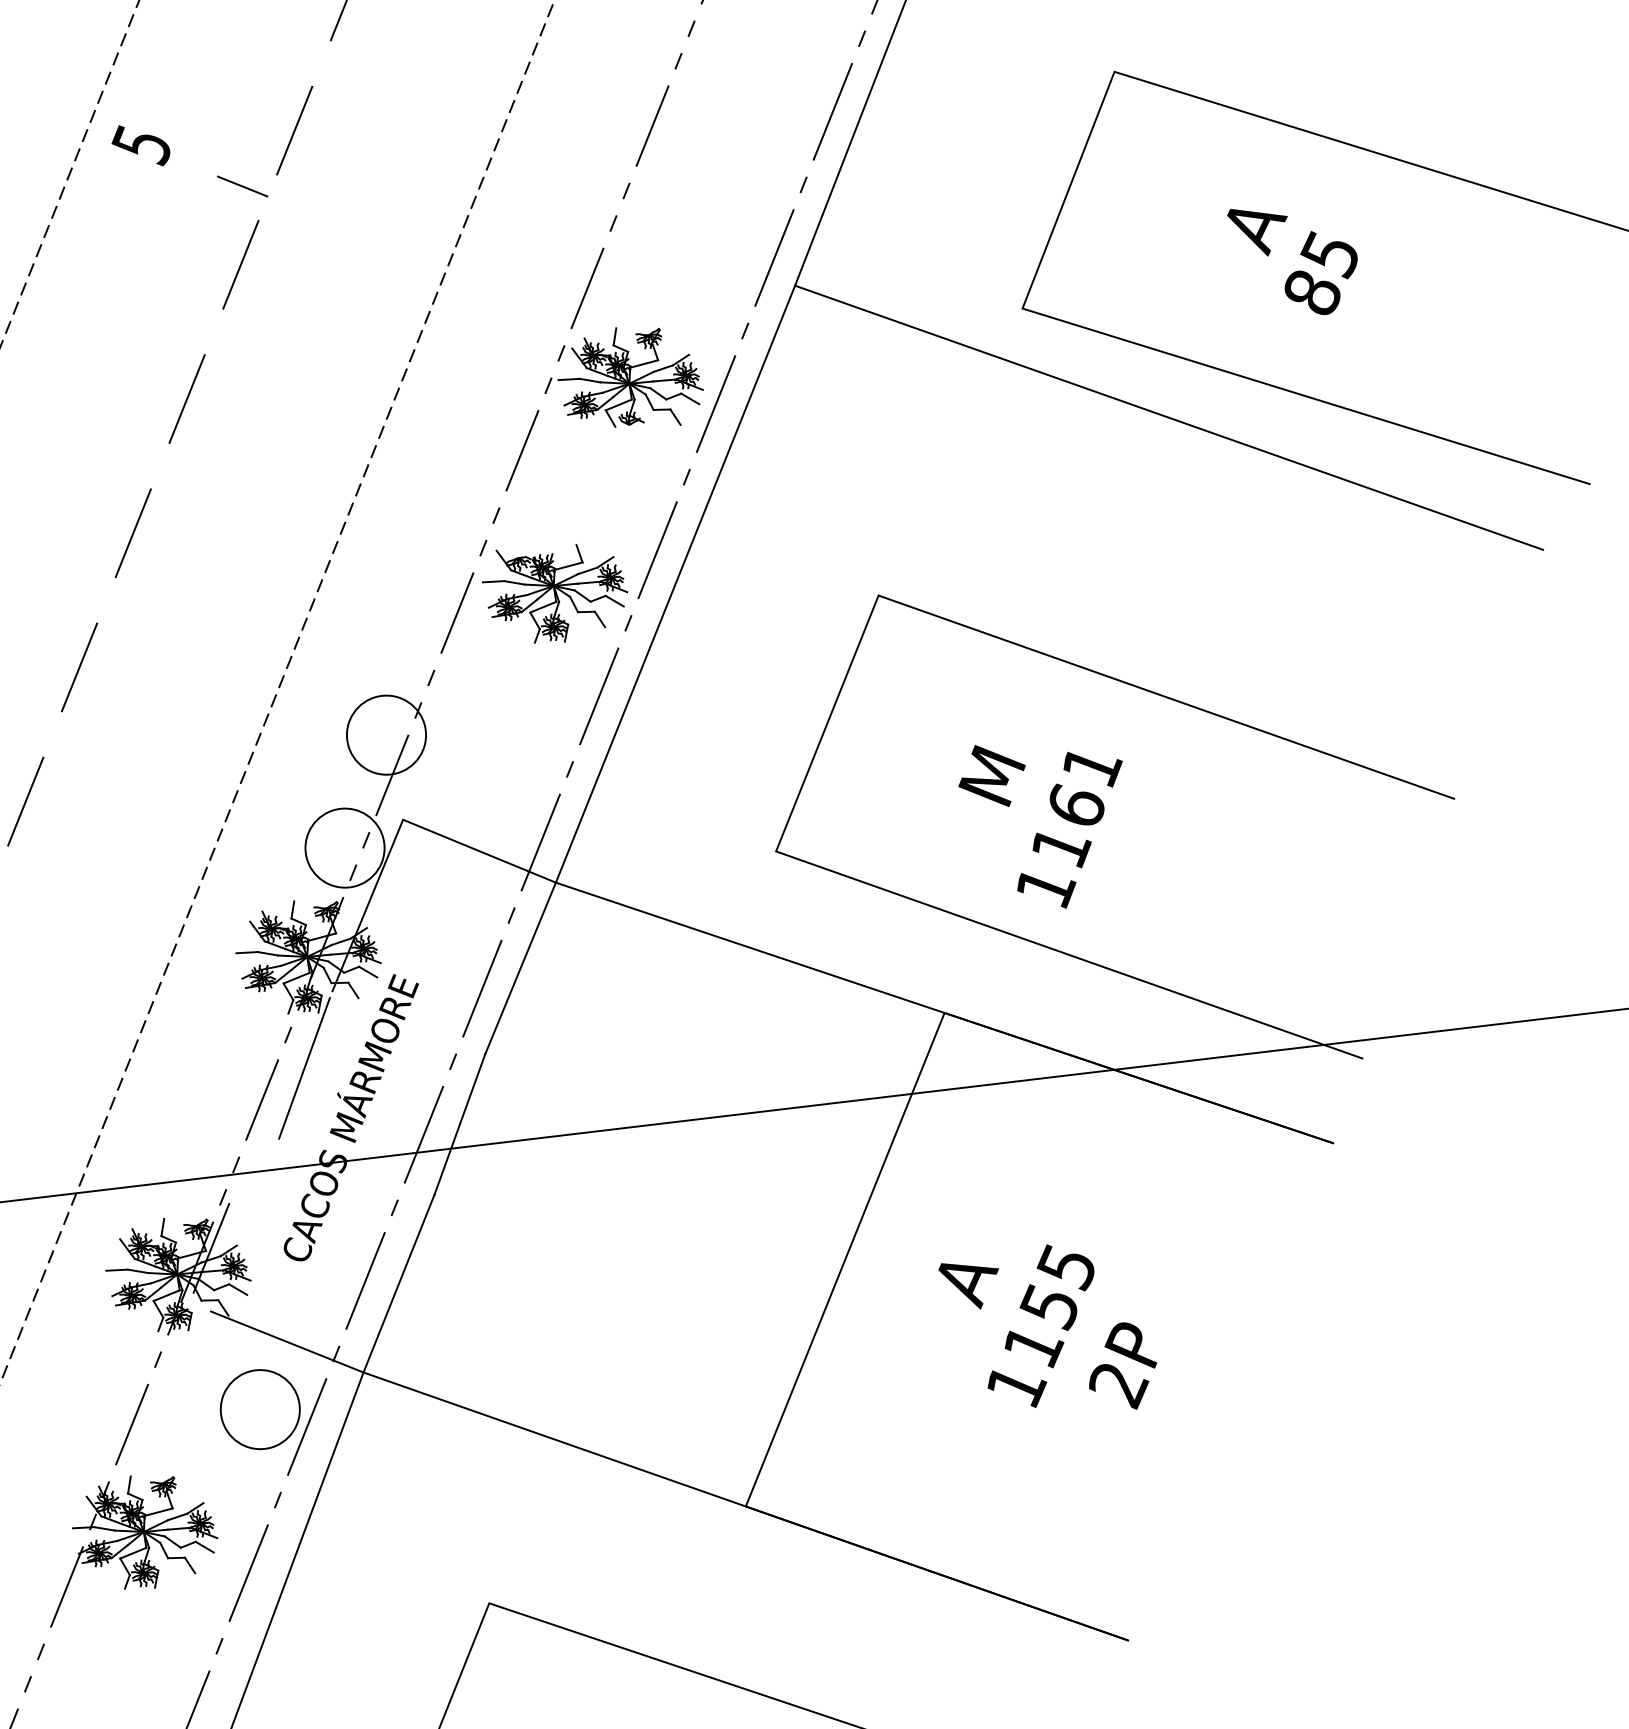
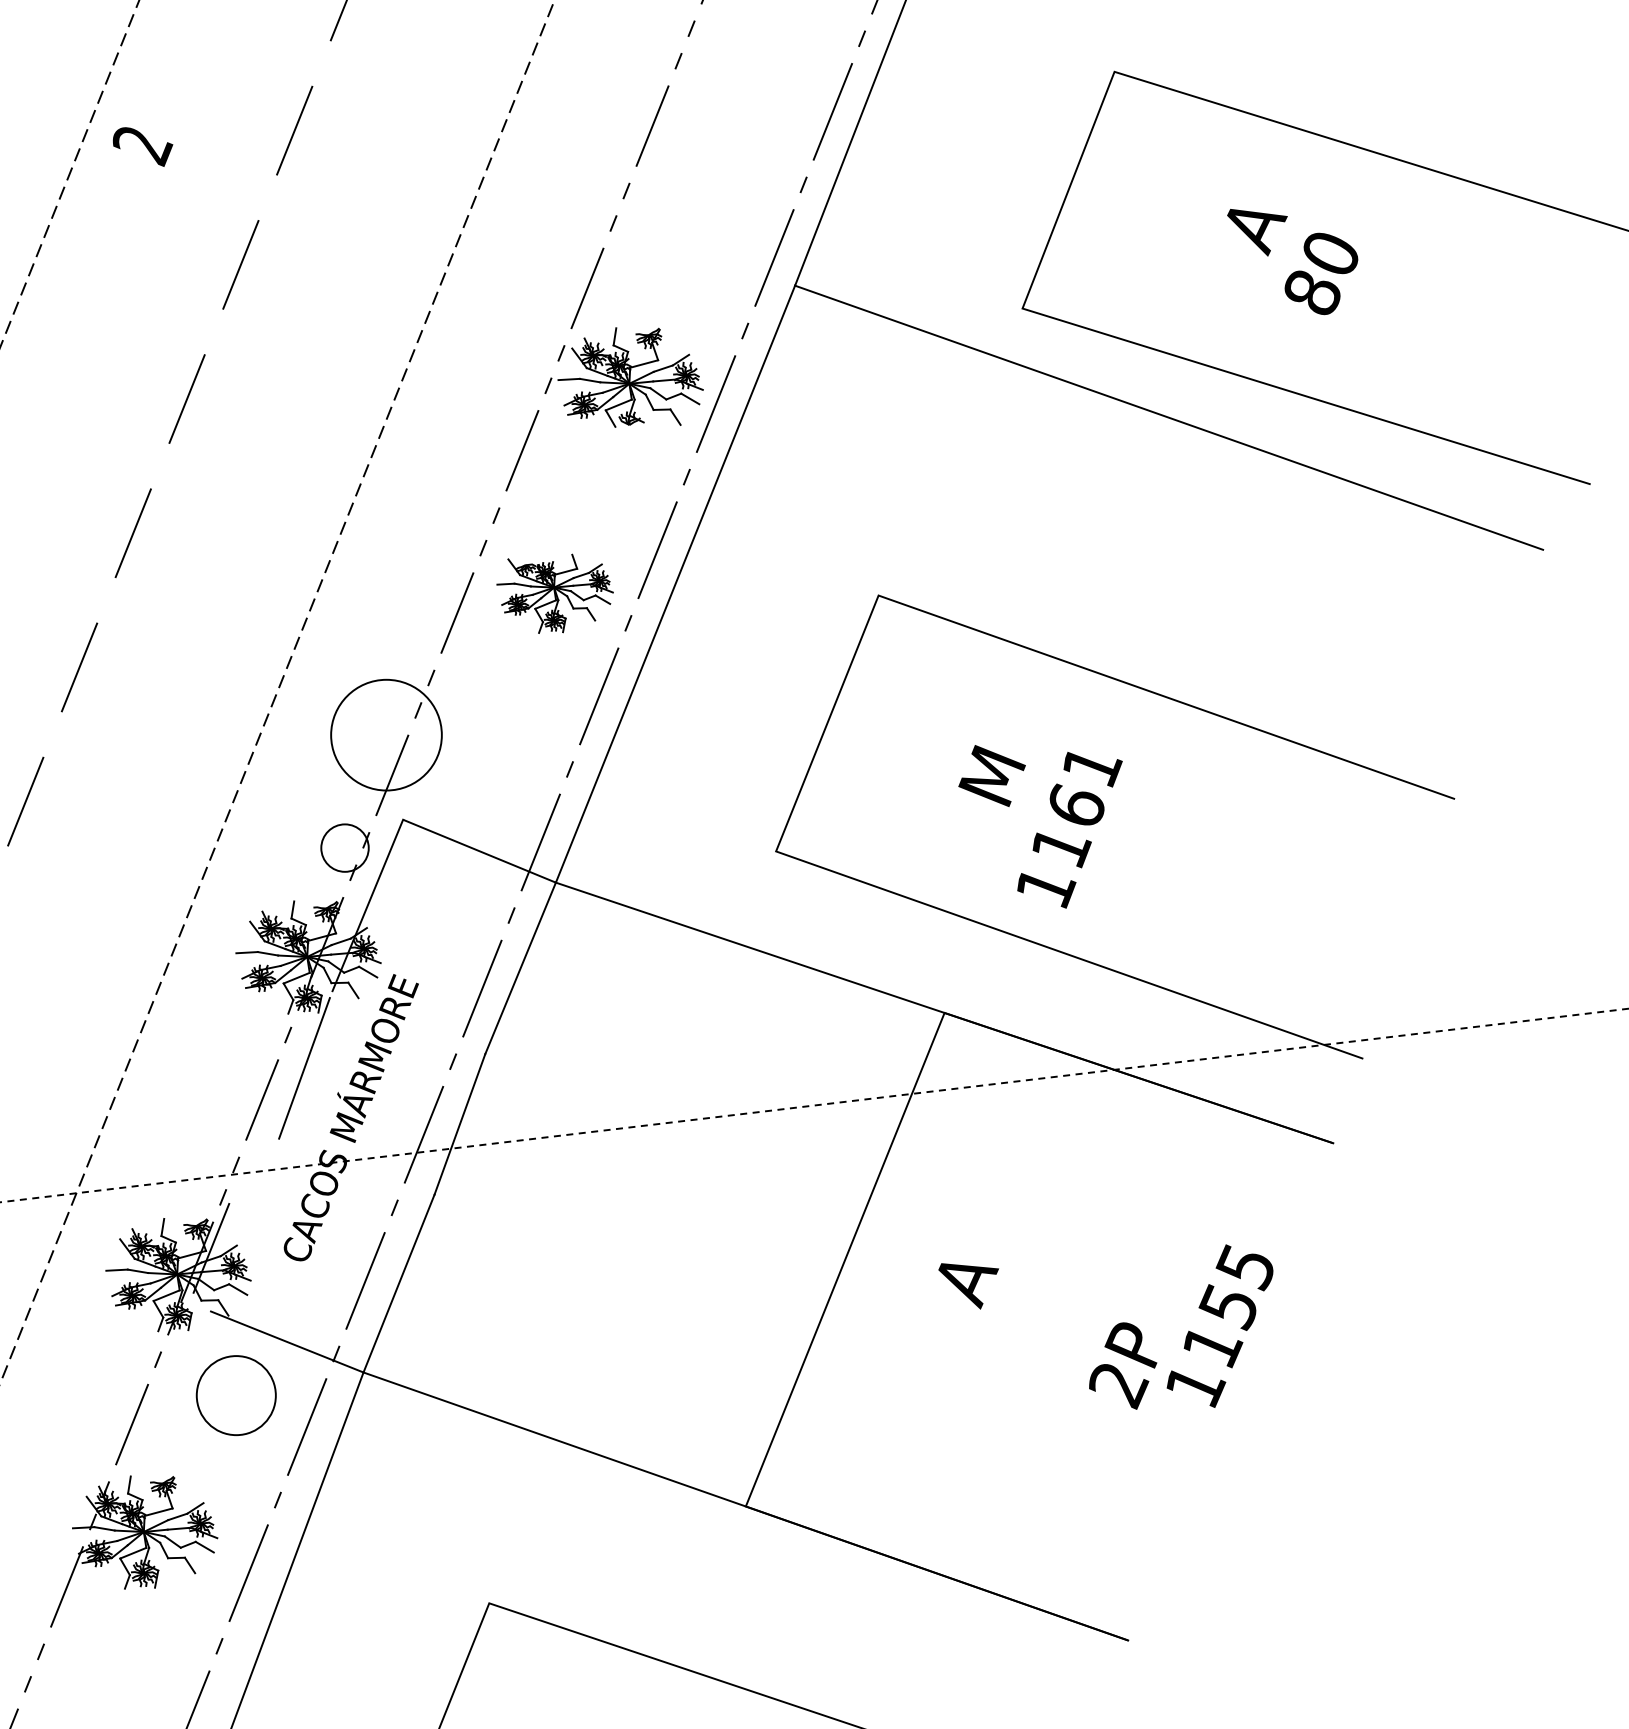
text: 5 -> 2 (142, 145)
line: present -> none (242, 186)
text: 85 -> 80 (1329, 255)
part size: 147x100 px -> 118x81 px (554, 593)
circle diameter: 79 px -> 111 px (386, 734)
circle diameter: 79 px -> 47 px (344, 847)
line: solid -> dashed (814, 1105)
text position: (1040, 1325) -> (1219, 1325) (1219, 1325)
circle position: (259, 1409) -> (235, 1395) (235, 1395)
